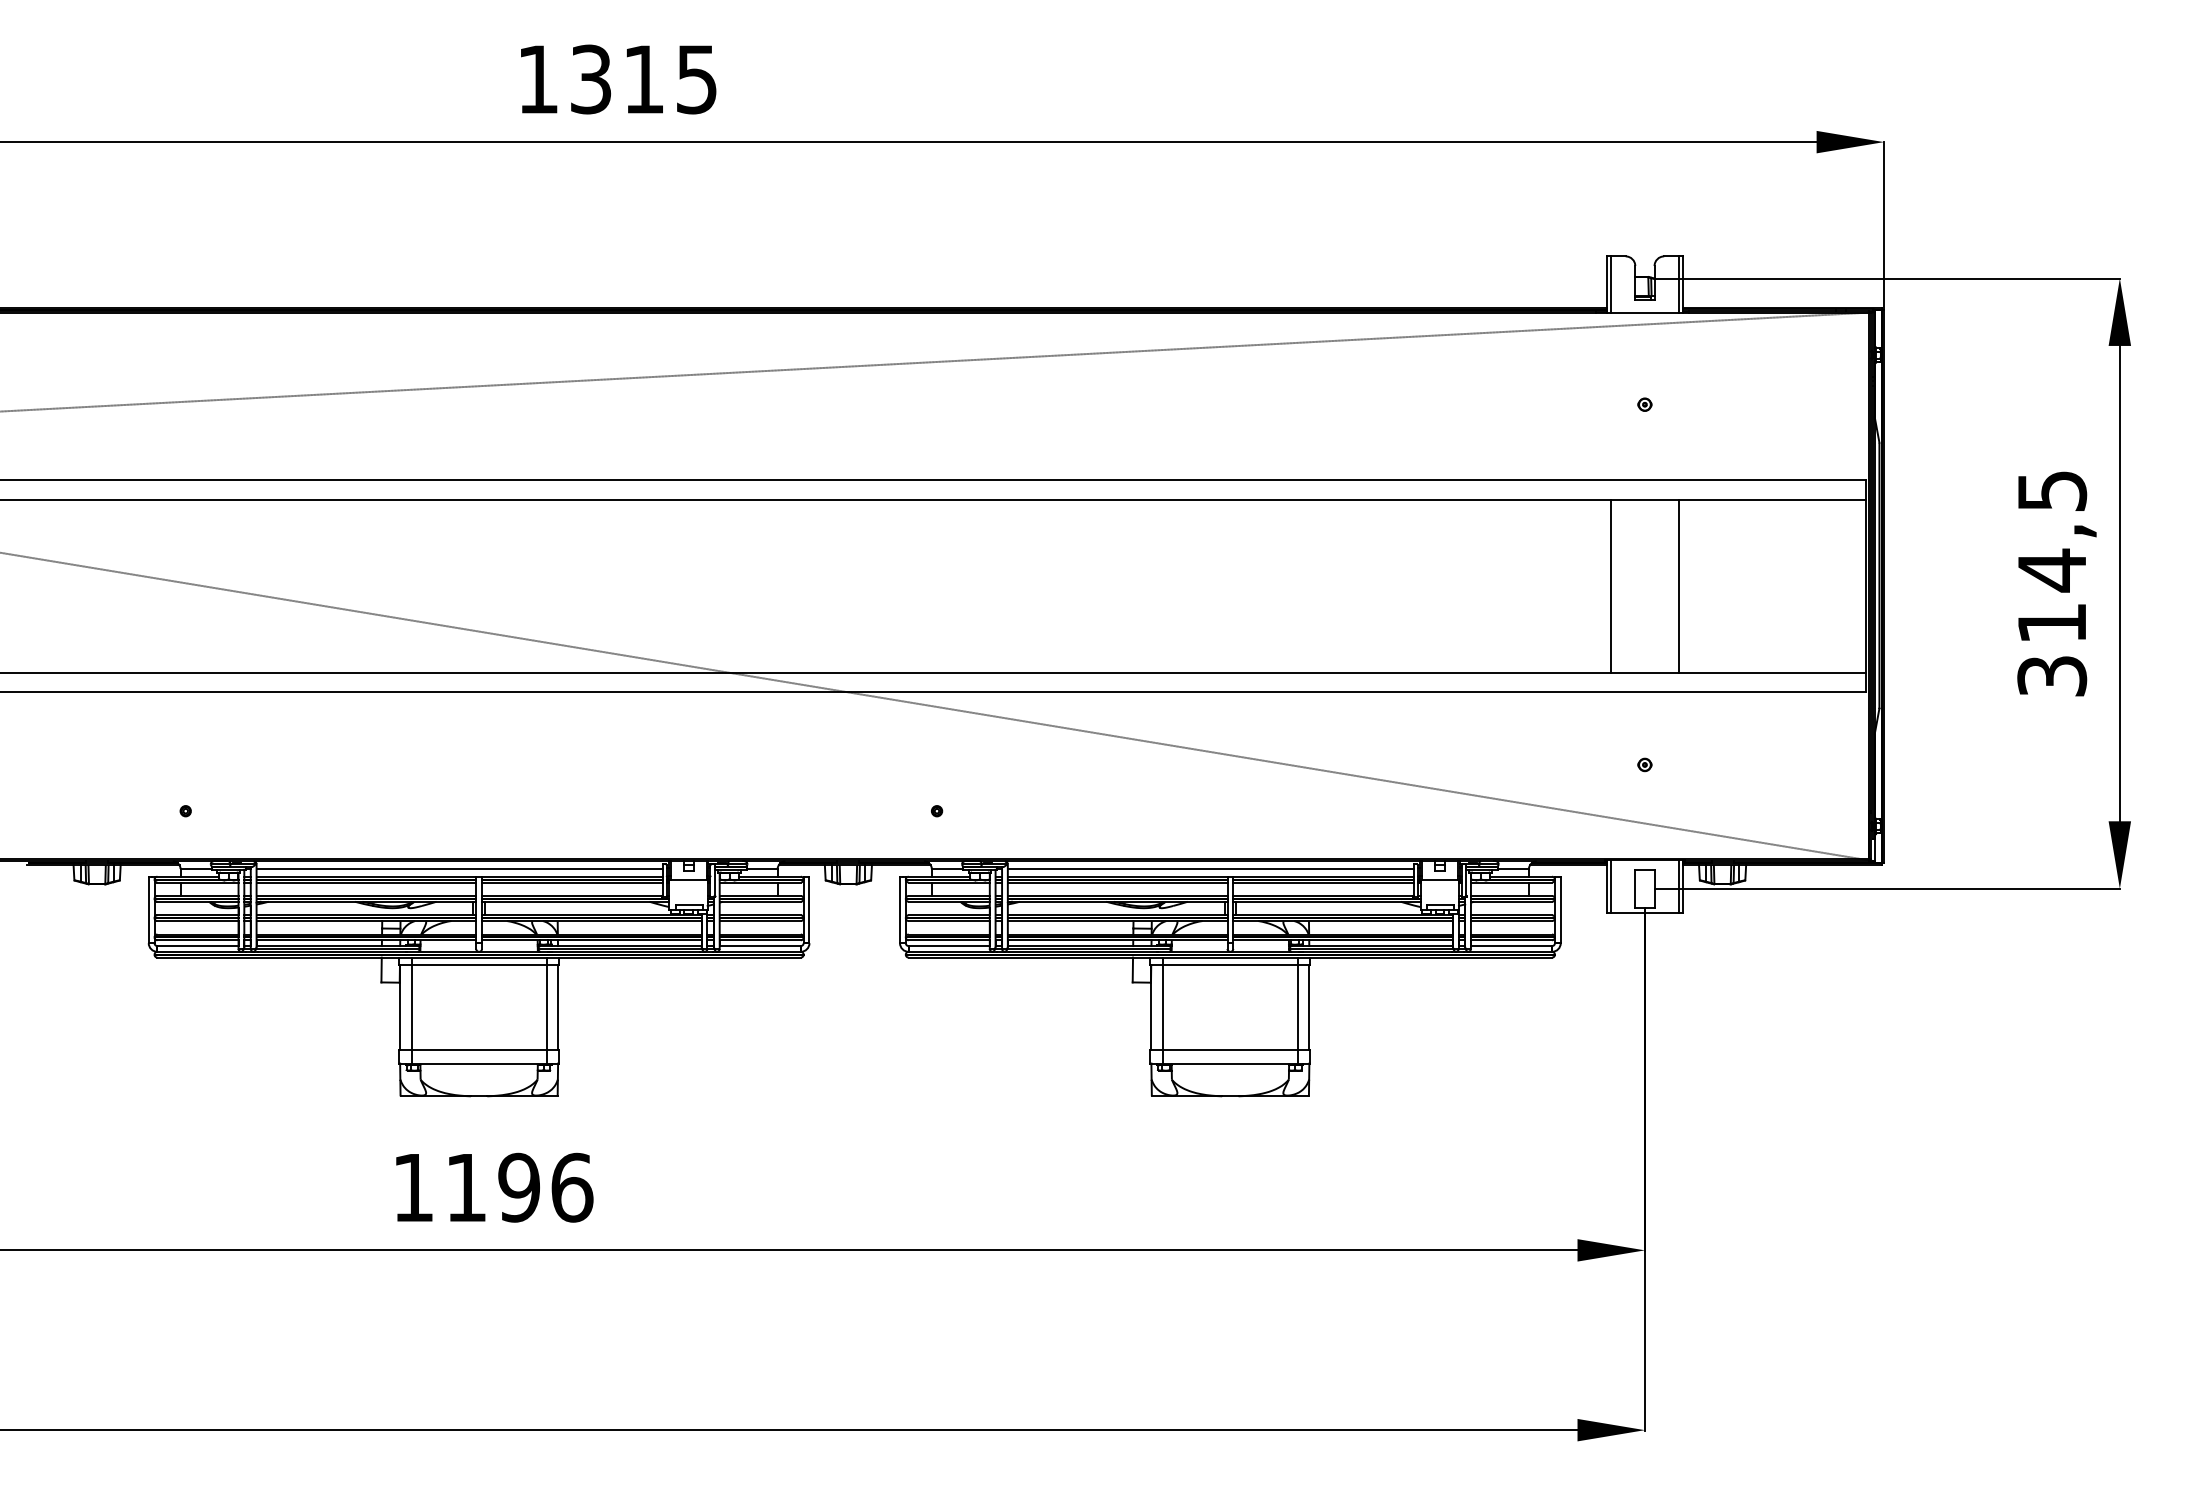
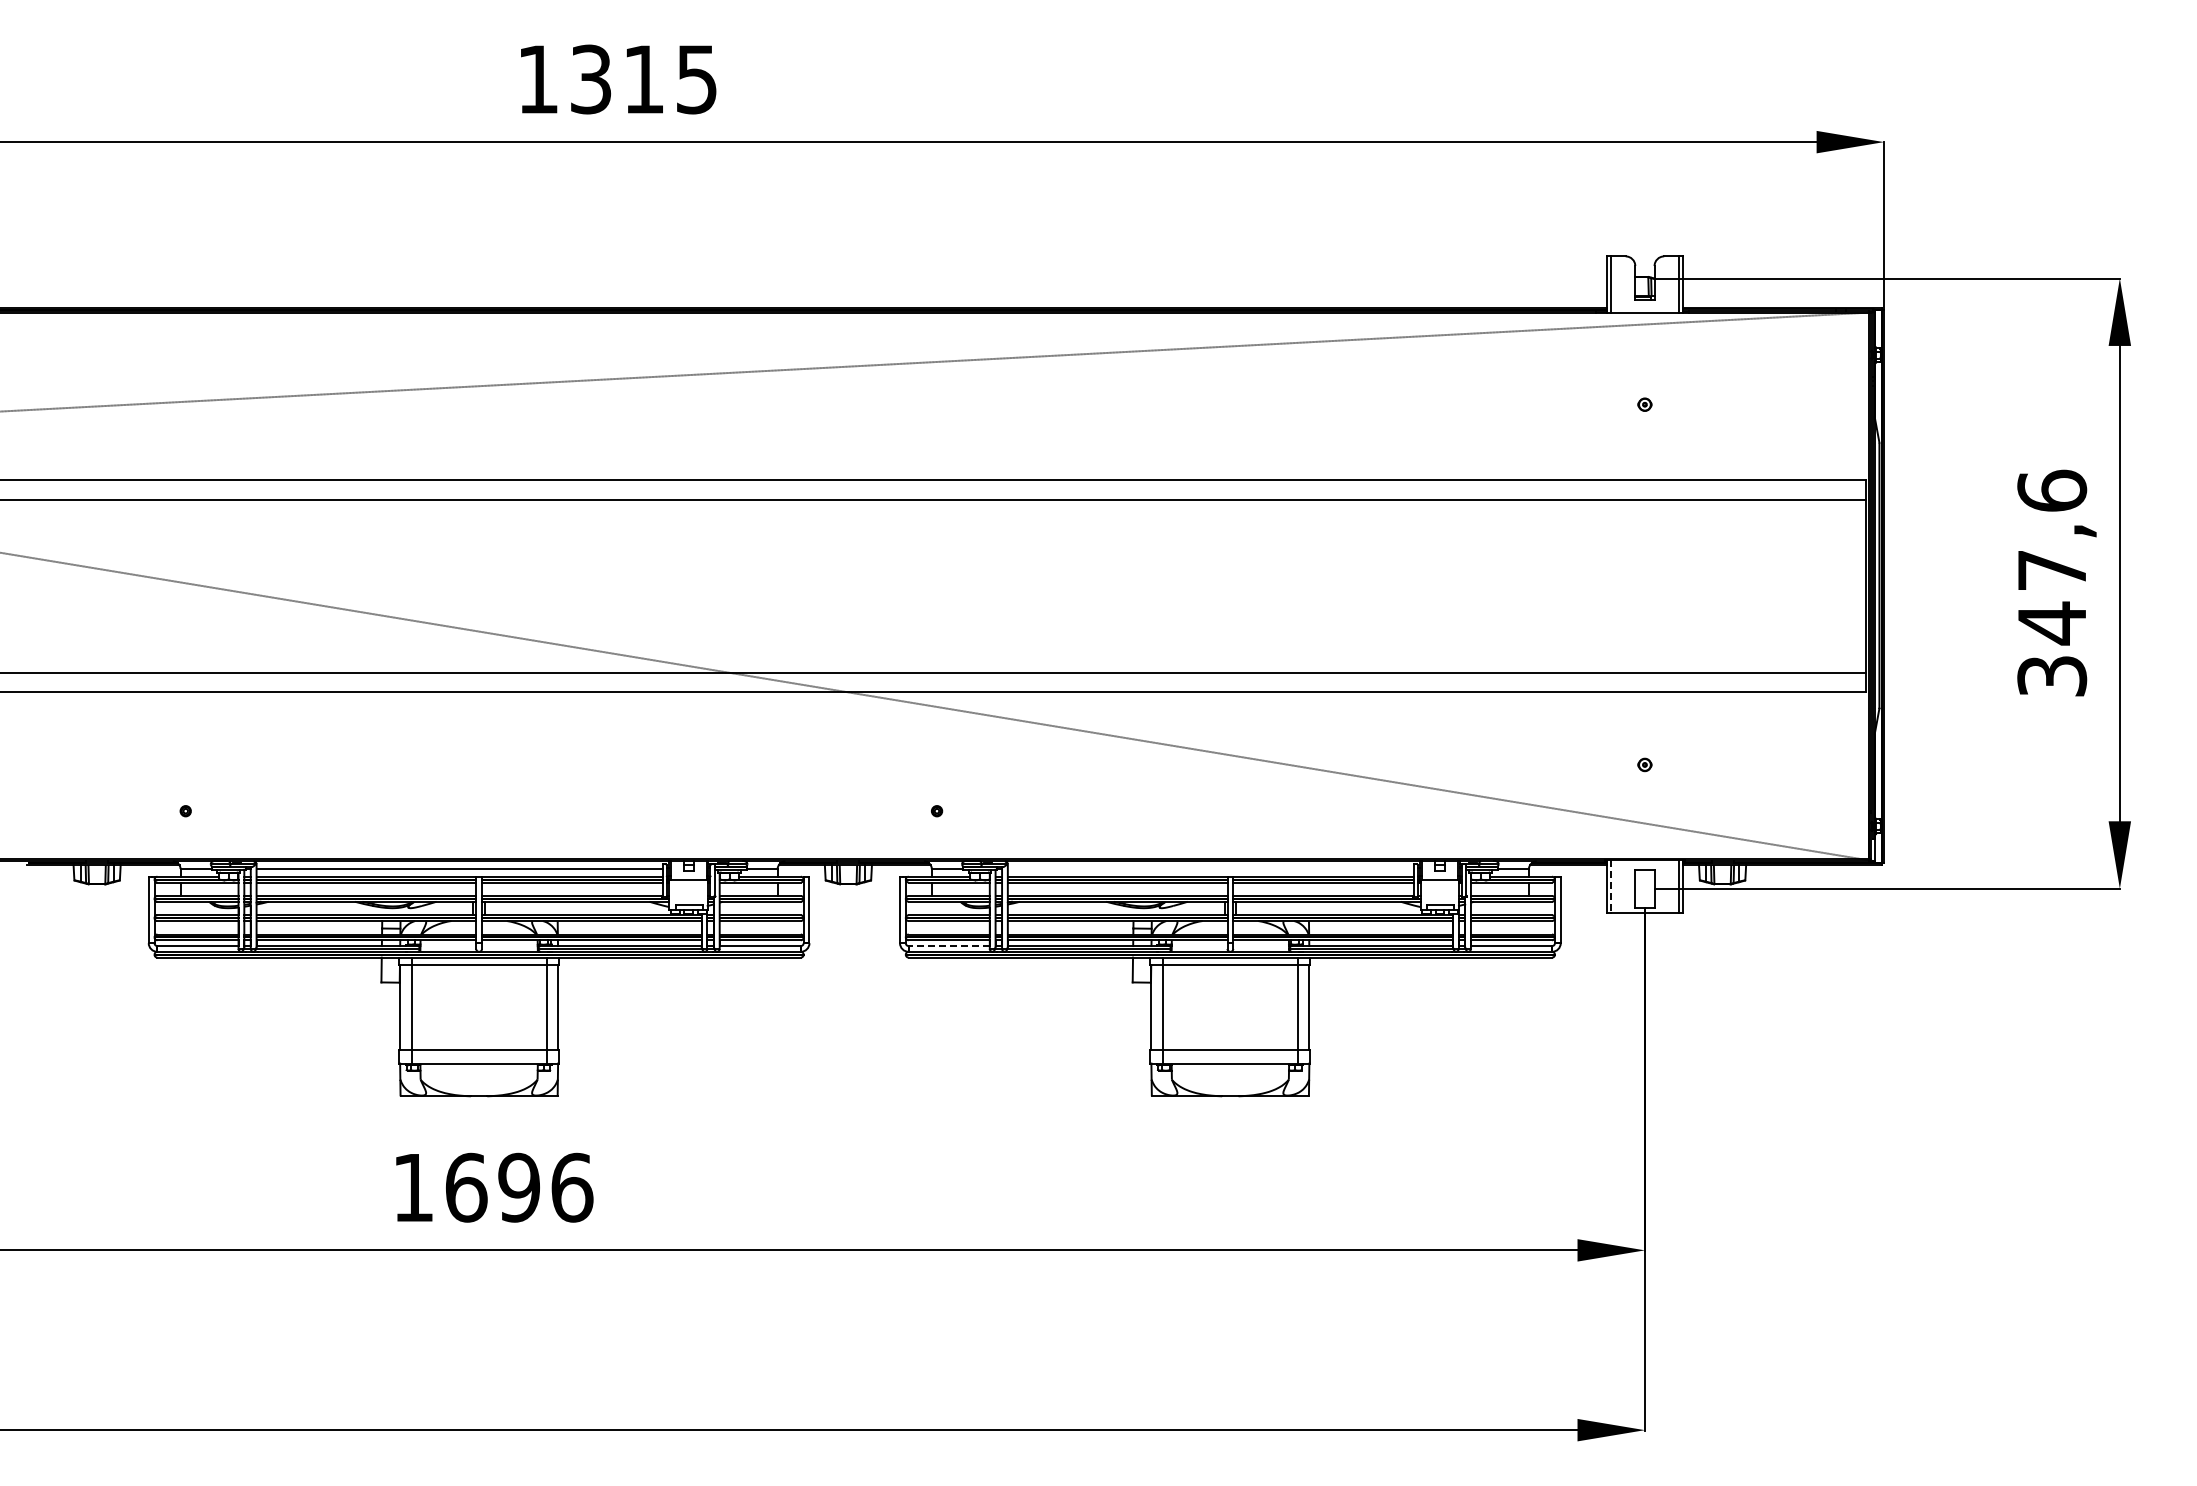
text: 314,5 -> 347,6 (2052, 557)
line: present -> none (1611, 585)
line: present -> none (1678, 585)
line: present -> none (1210, 869)
line: solid -> dashed (1611, 886)
line: solid -> dashed (949, 946)
text: 1196 -> 1696 (466, 1187)
